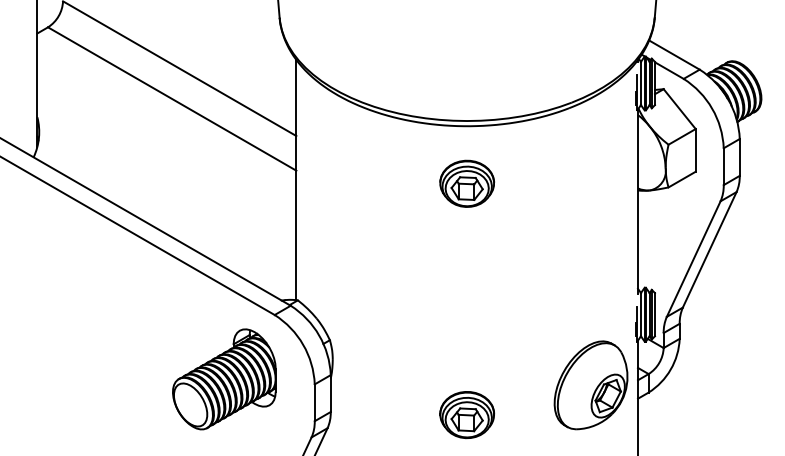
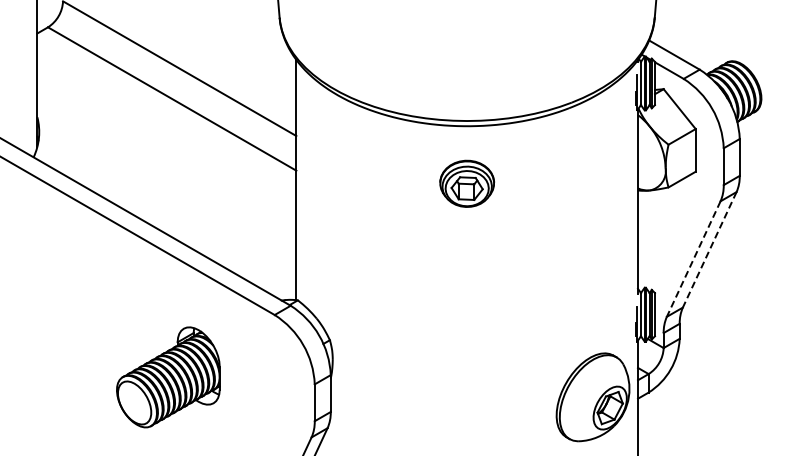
line: solid -> dashed (709, 249)
line: solid -> dashed (693, 259)
part position: (224, 379) -> (168, 377) (168, 377)
part position: (590, 385) -> (592, 397) (592, 397)
part: present -> none (466, 415)
